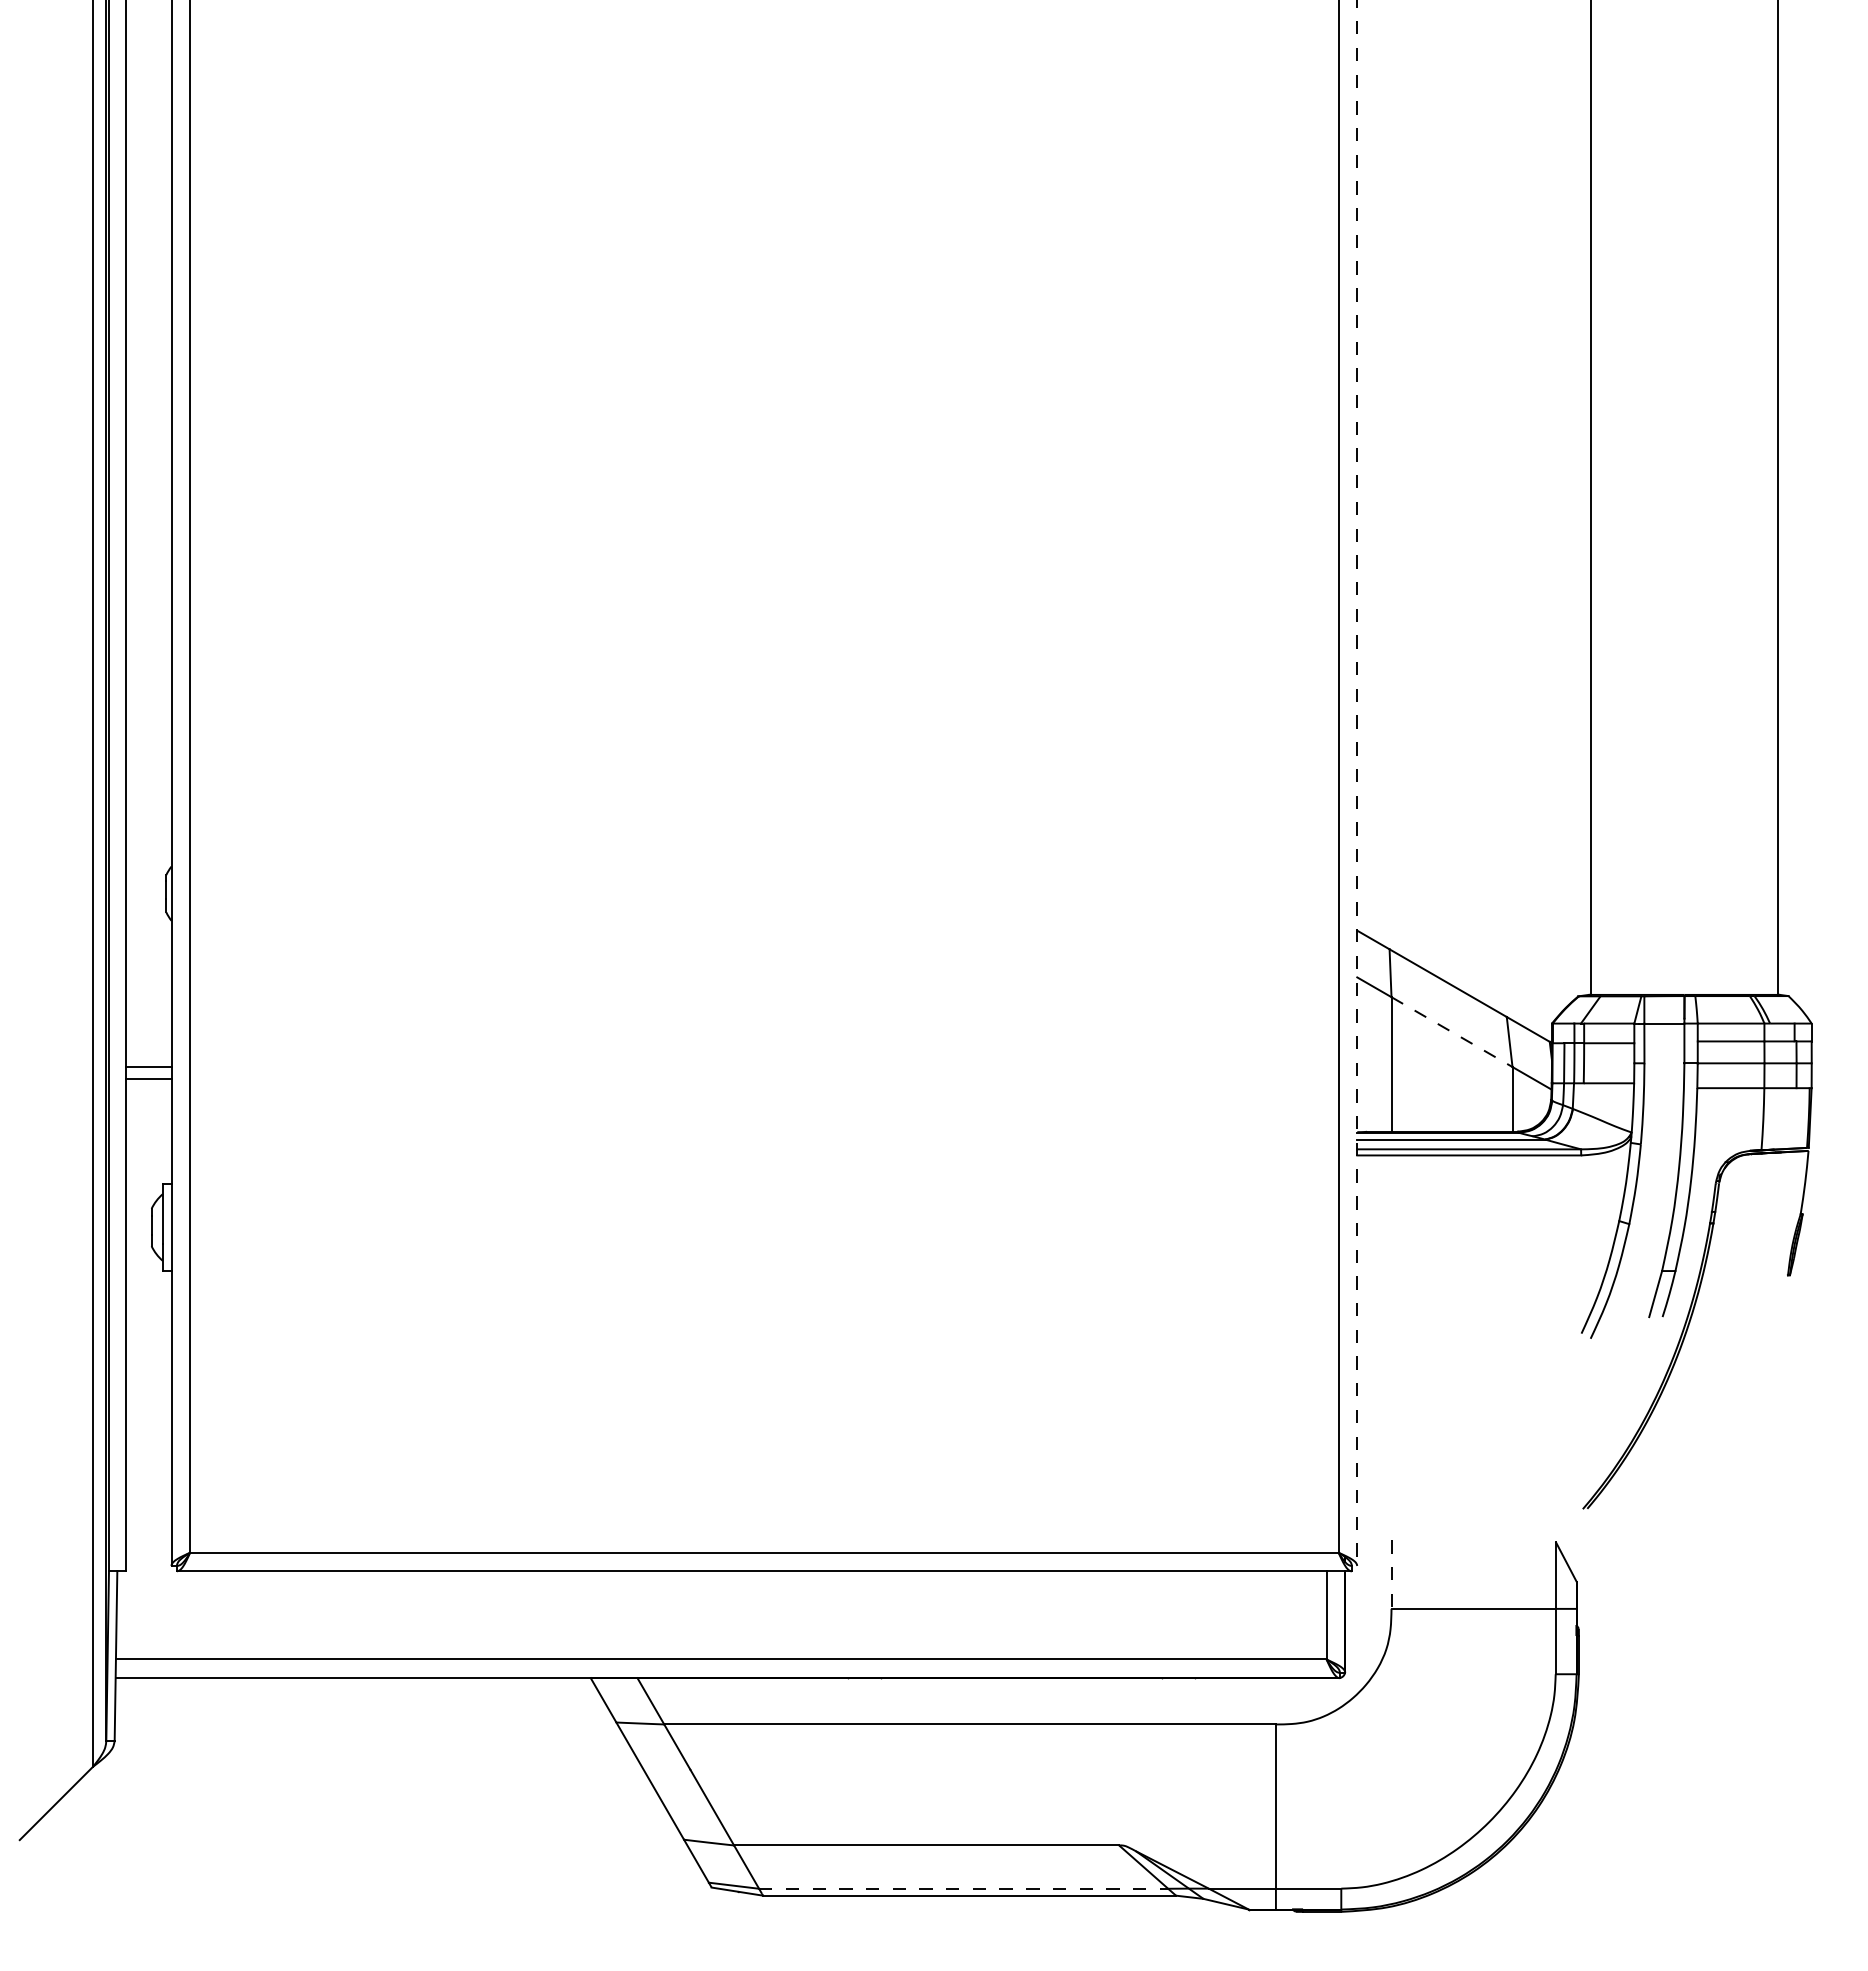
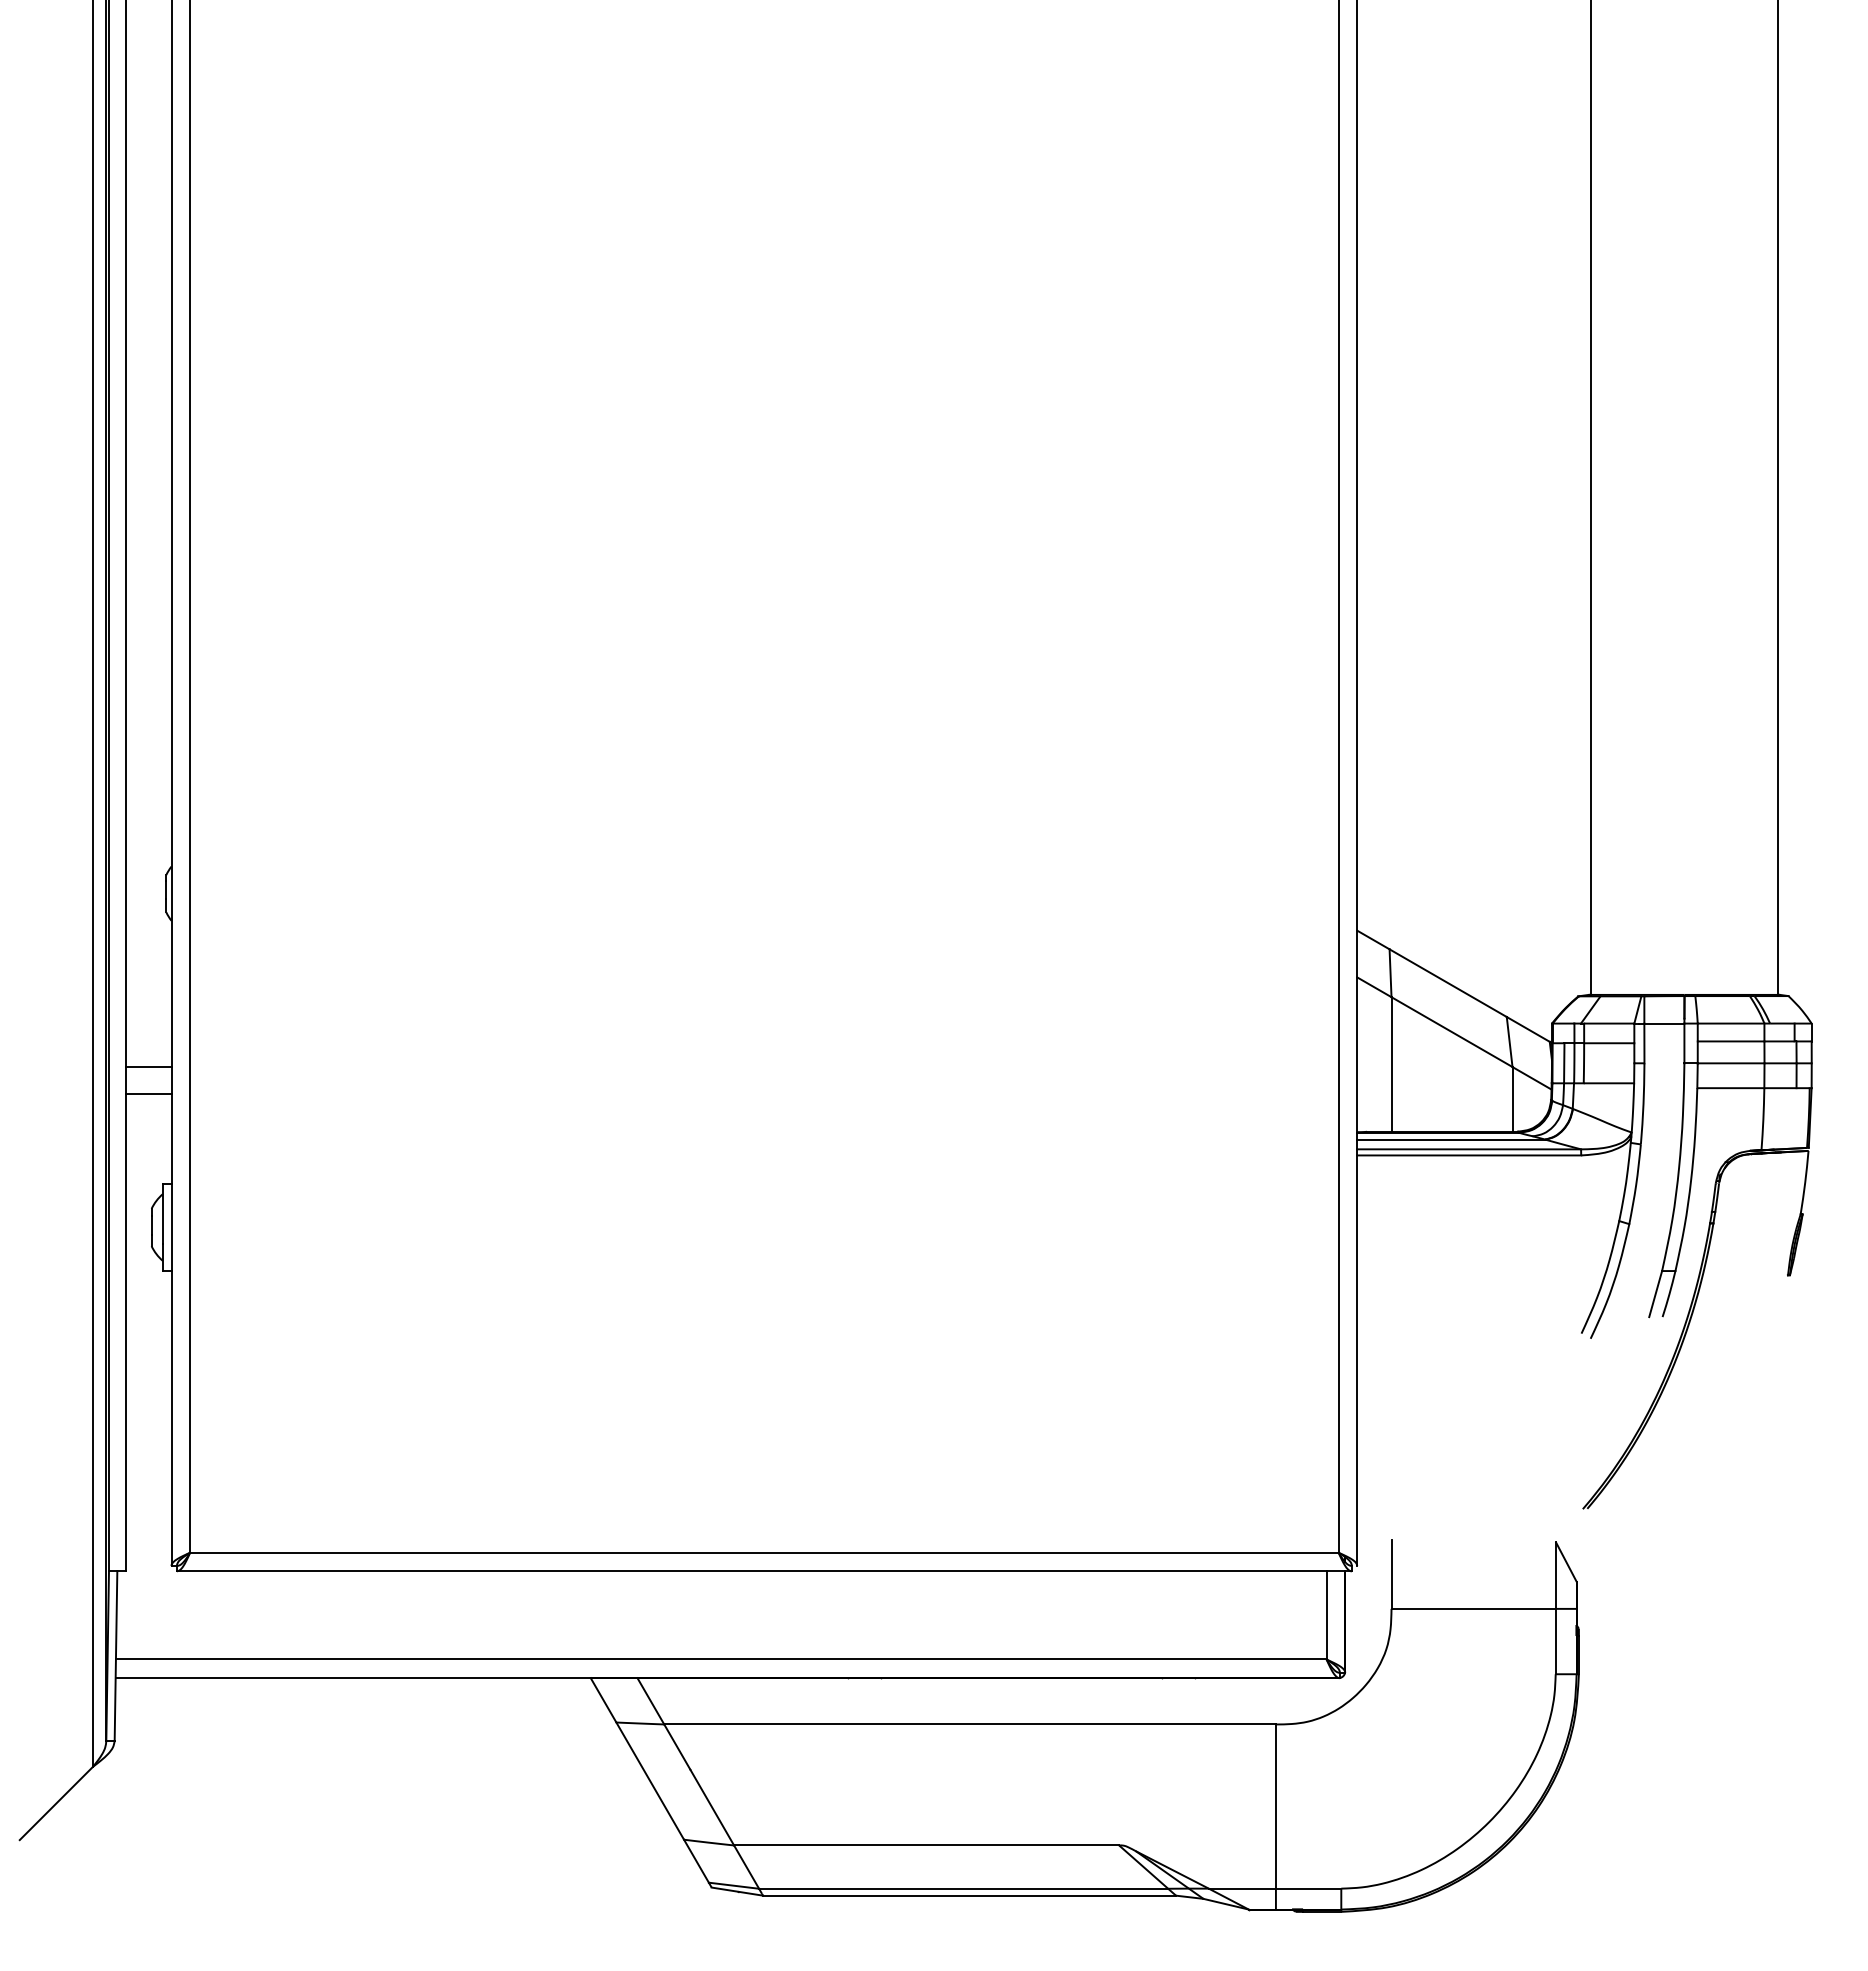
line: dashed -> solid (1357, 783)
line: dashed -> solid (1452, 1032)
line position: (148, 1078) -> (148, 1093) (148, 1093)
line: dashed -> solid (1391, 1575)
line: dashed -> solid (963, 1888)
